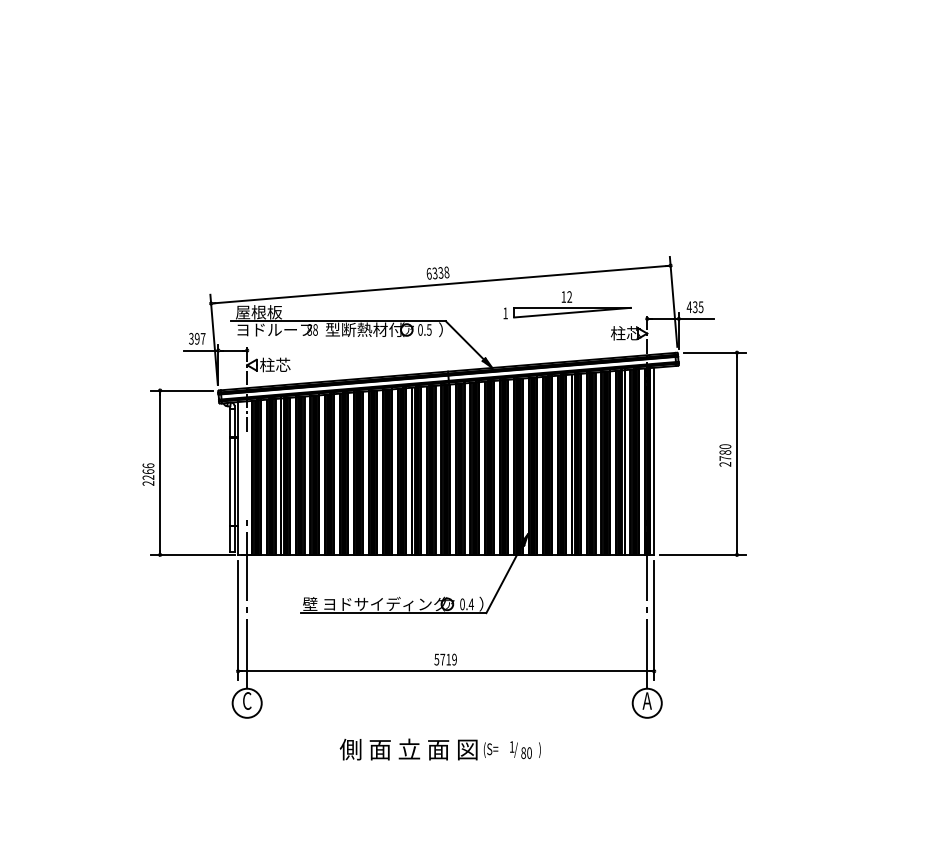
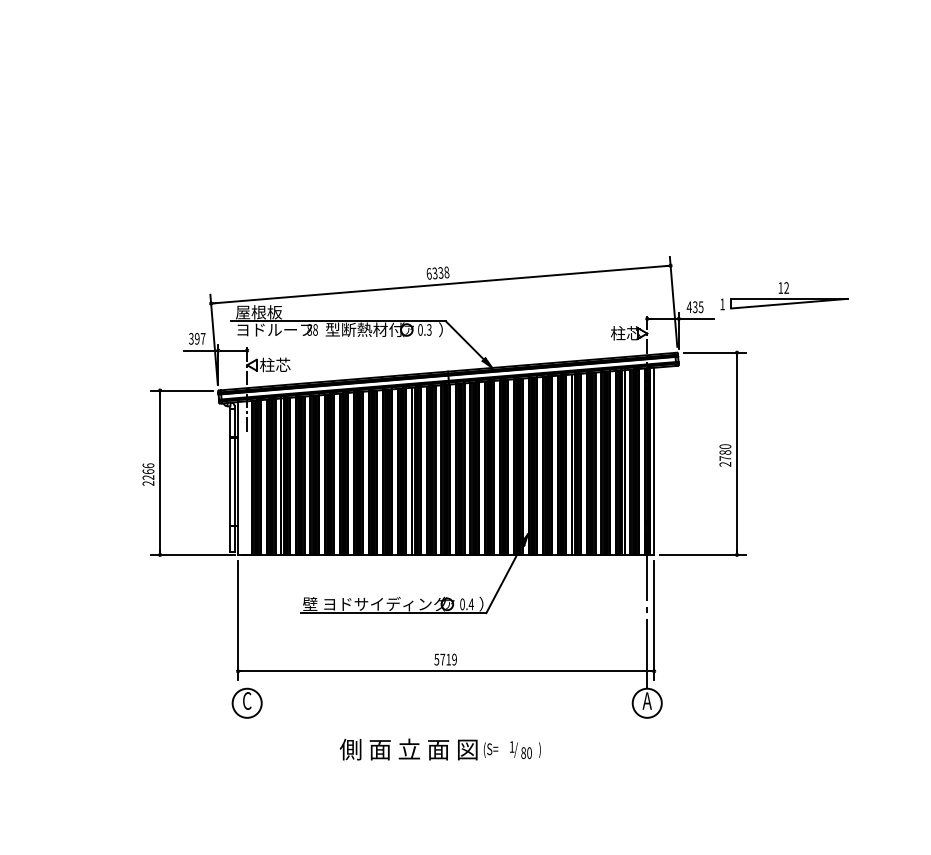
part position: (567, 305) -> (784, 296) (784, 296)
text: 0.5 -> 0.3 (429, 329)
line: present -> none (247, 603)
